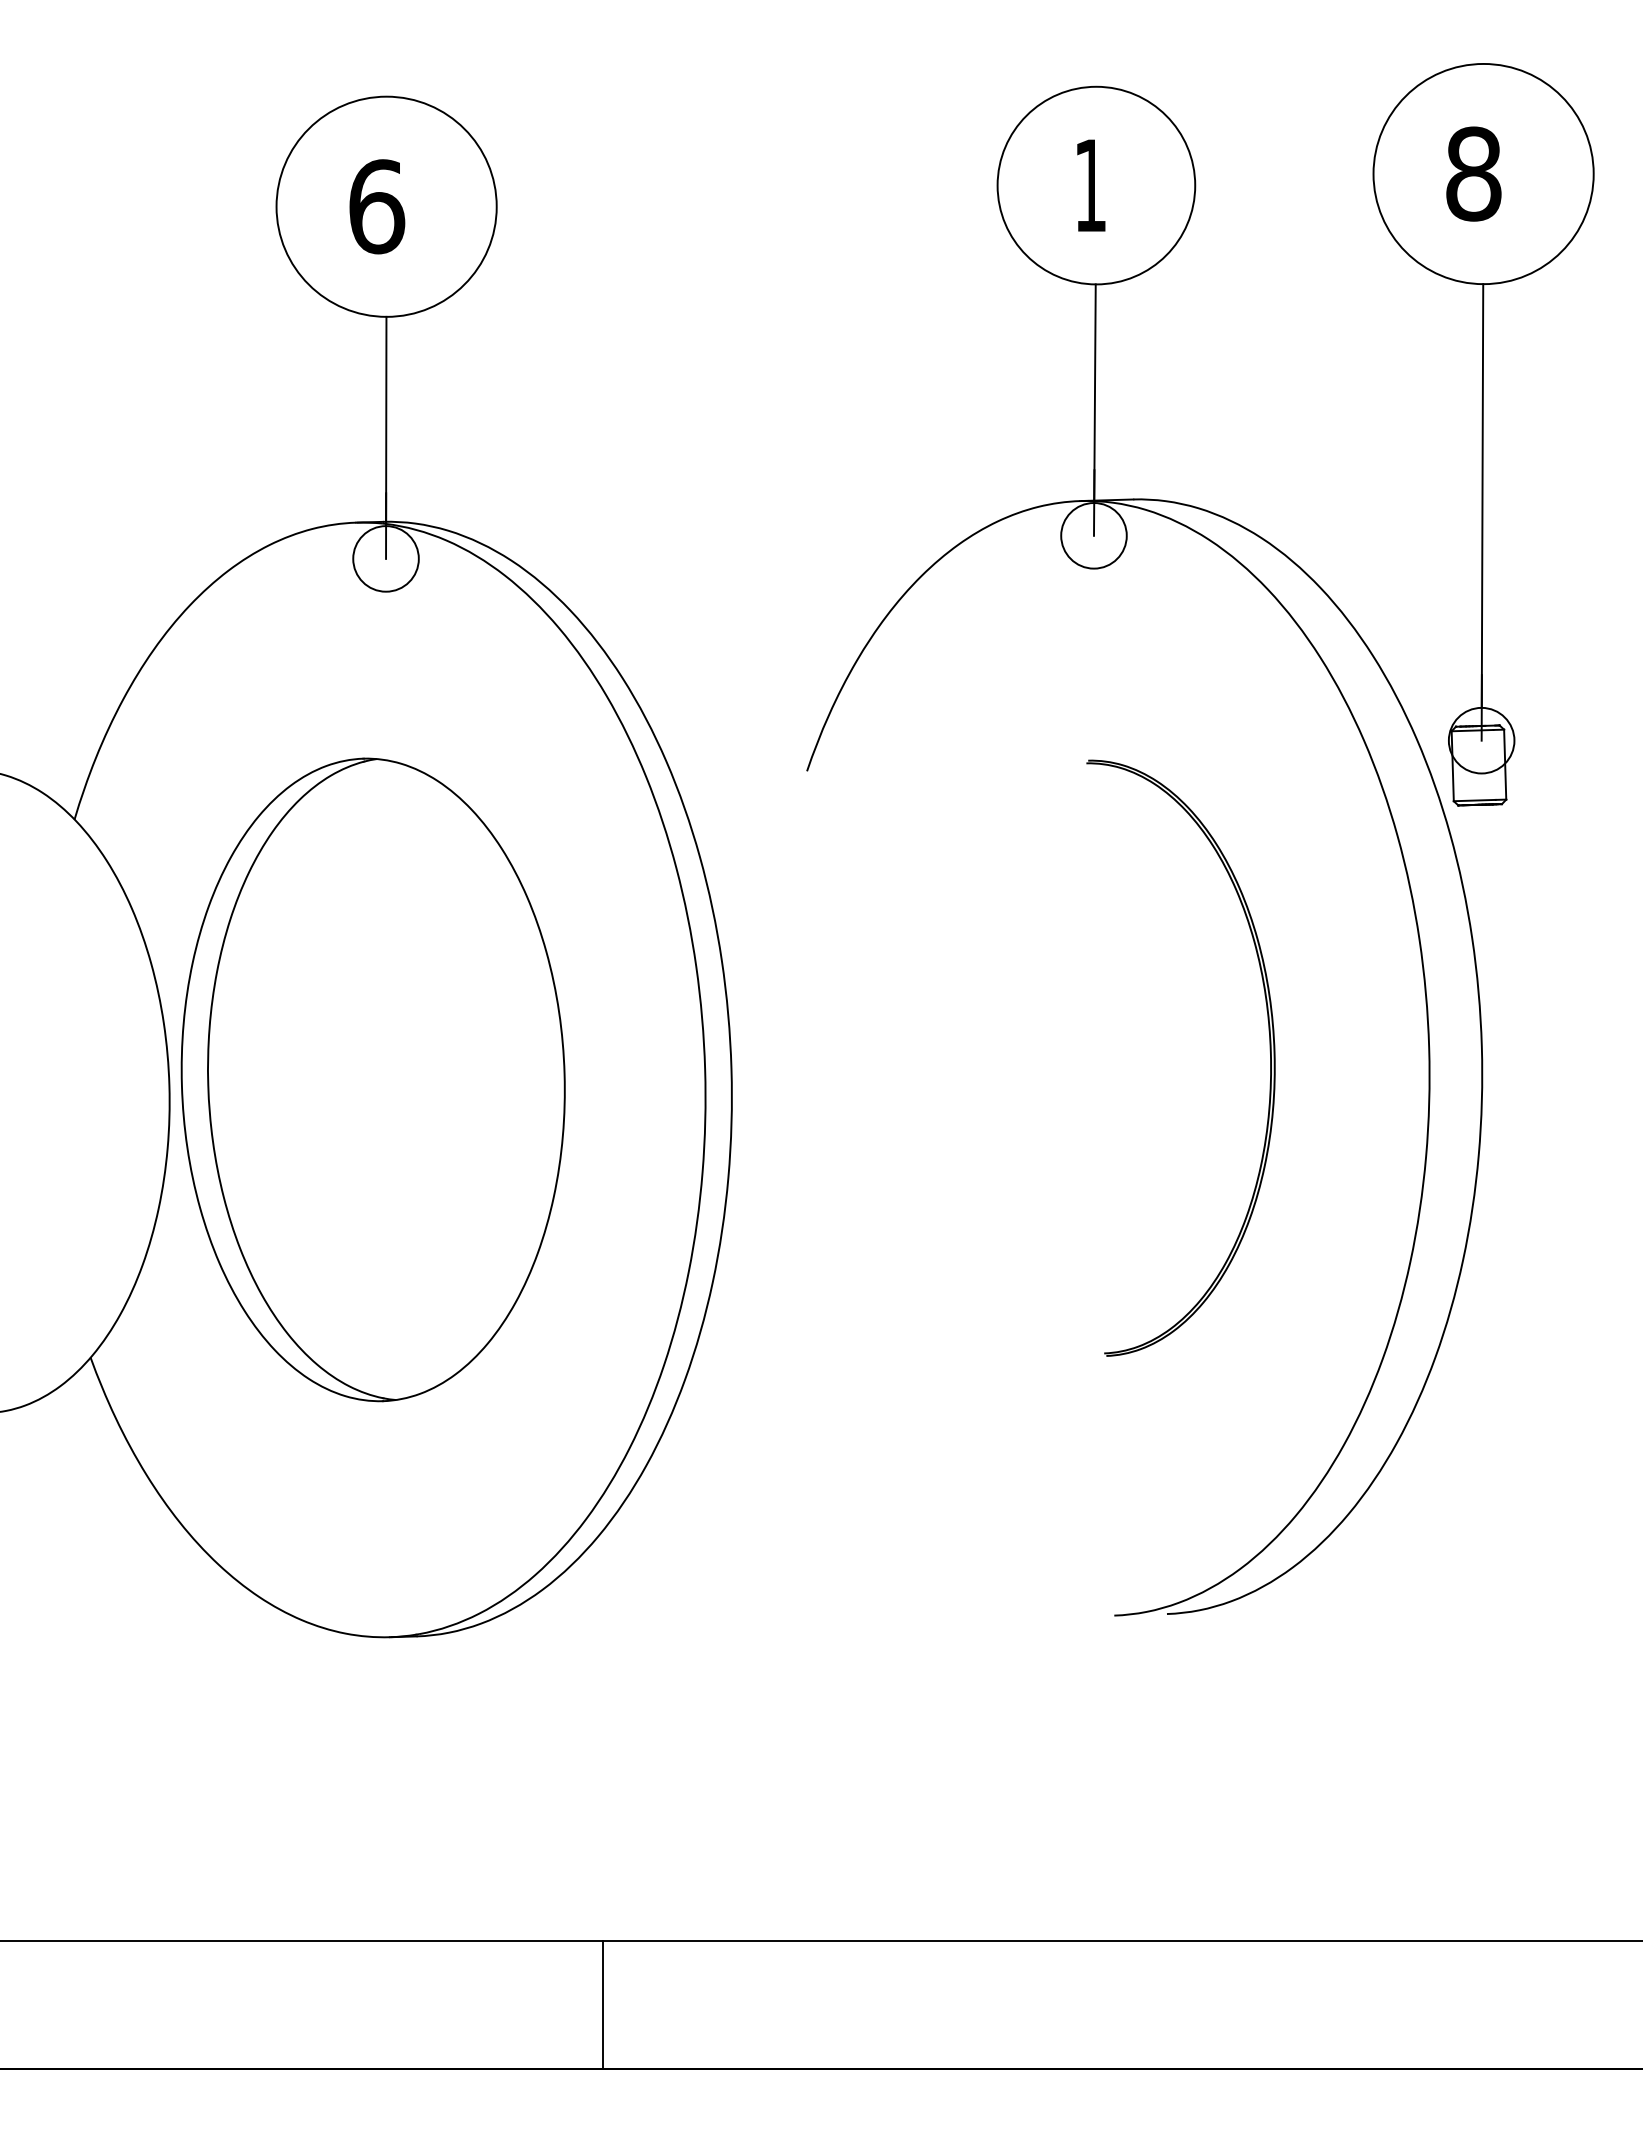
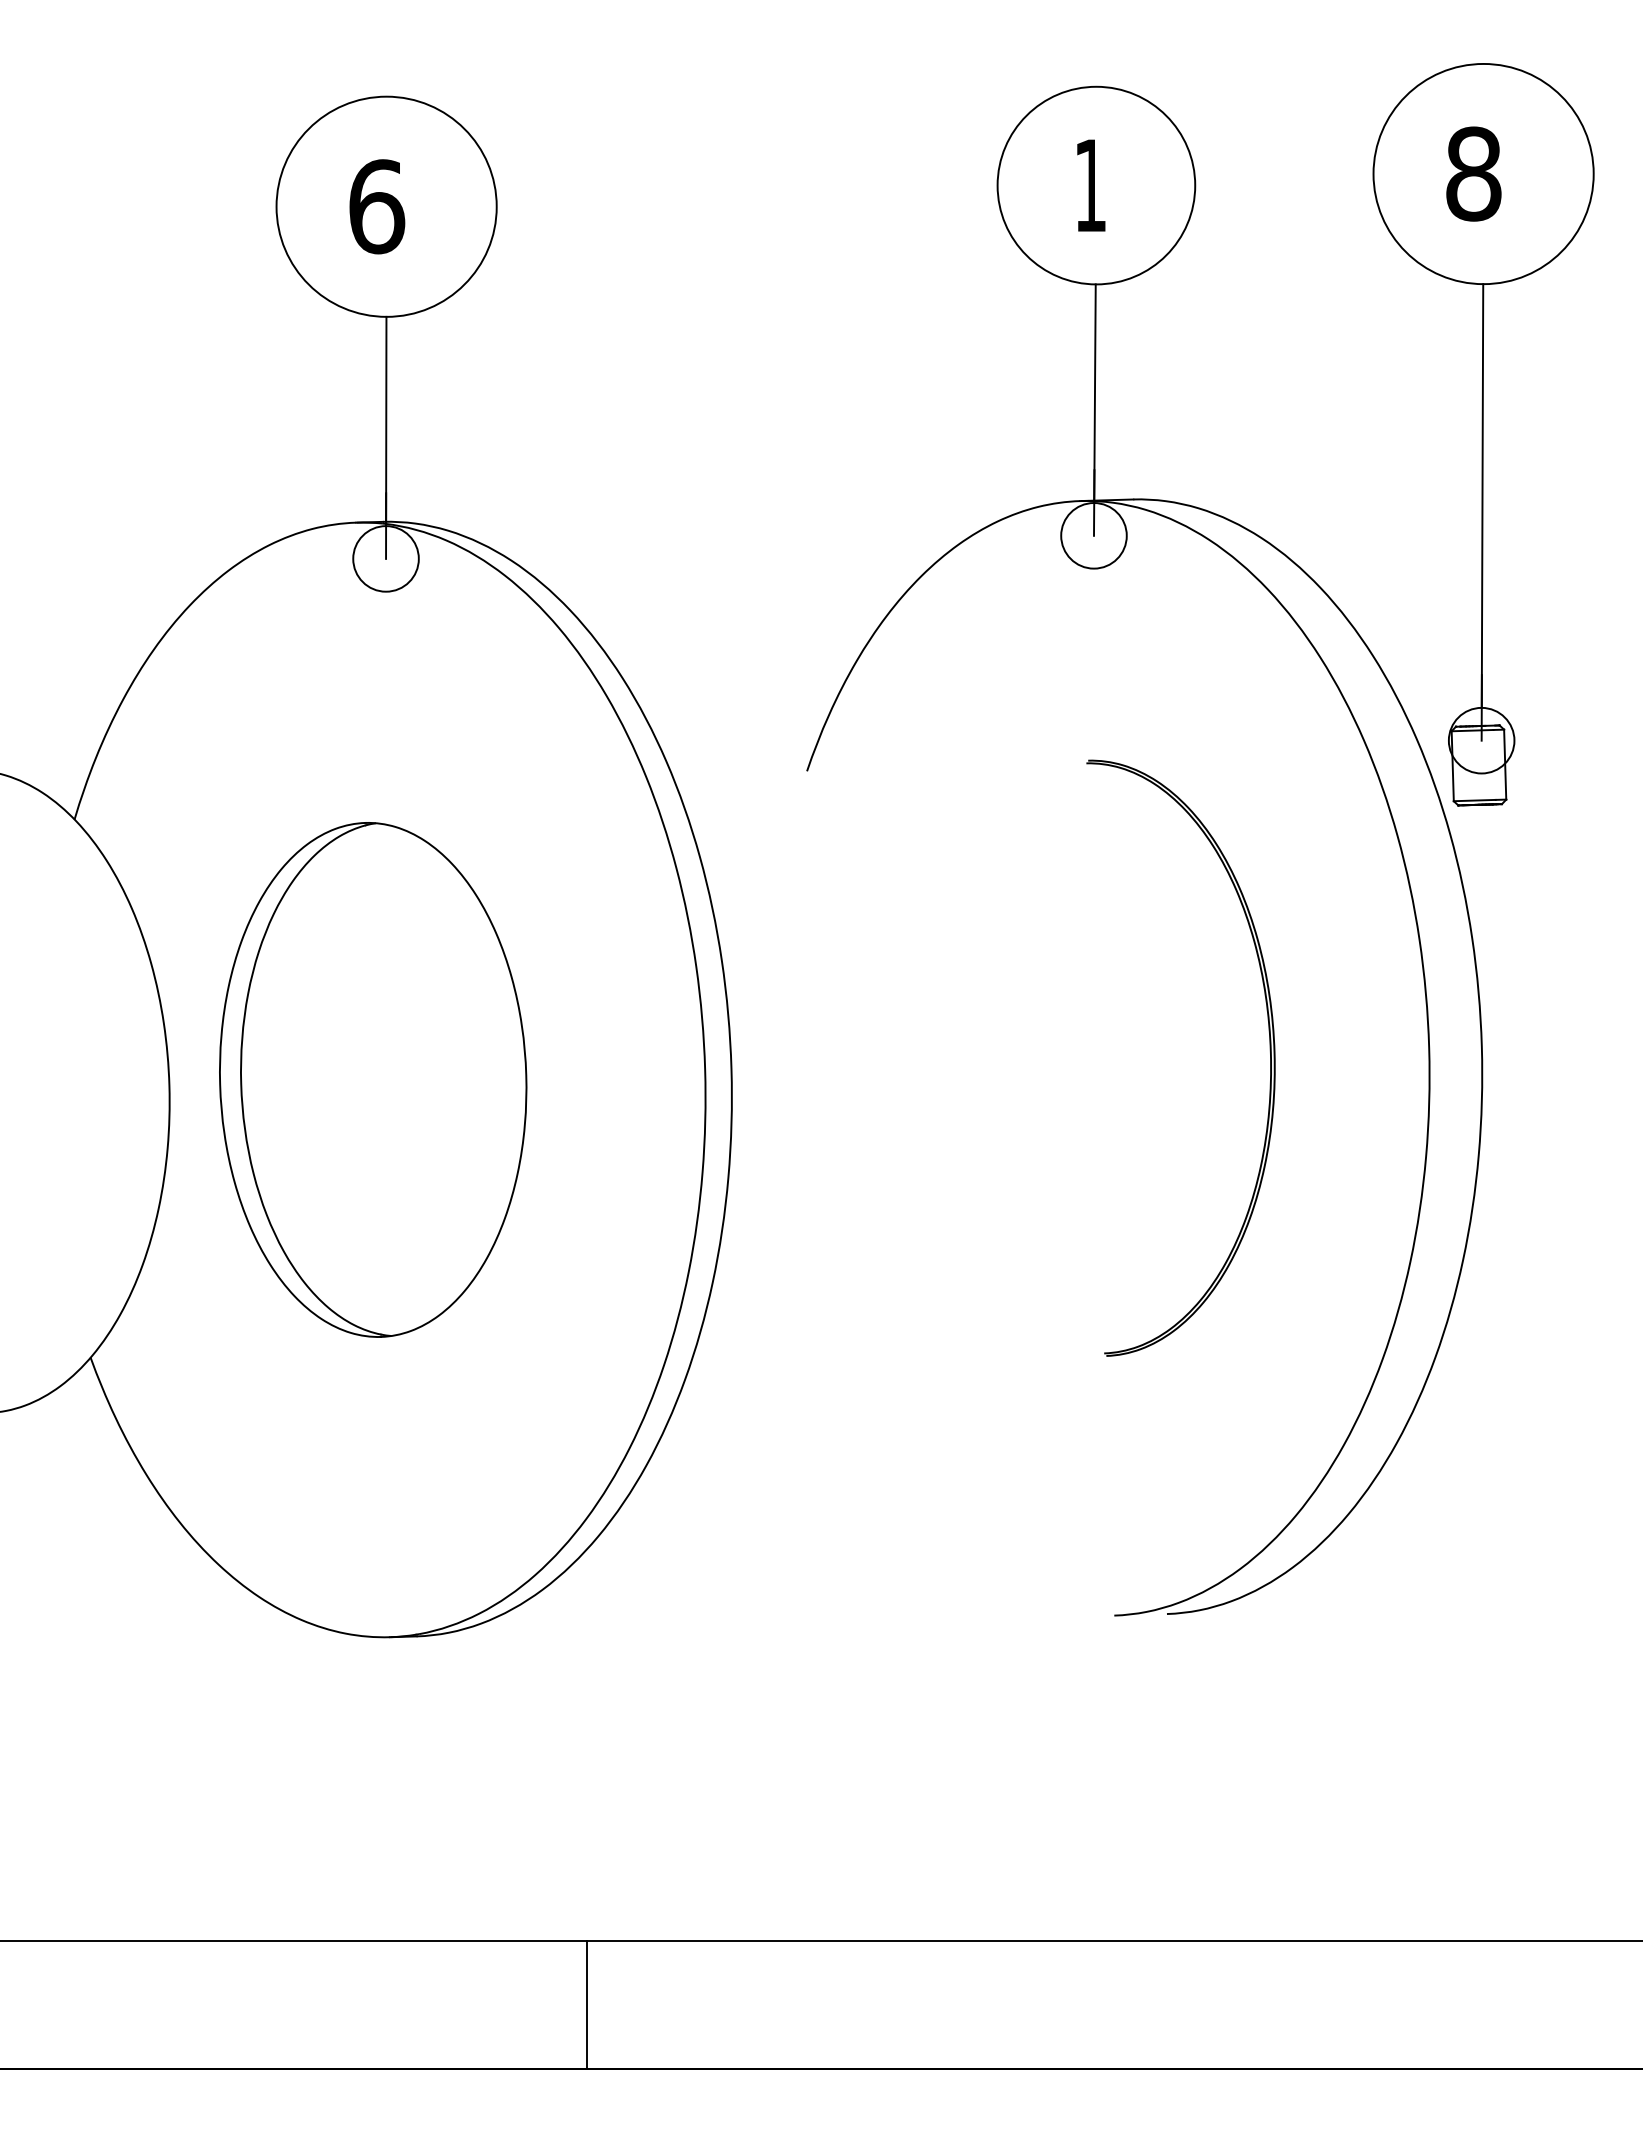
part size: 386x646 px -> 309x516 px (373, 1079)
line position: (602, 2004) -> (586, 2004) (586, 2004)
